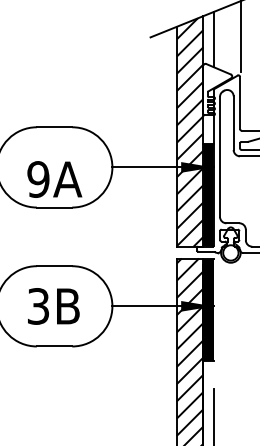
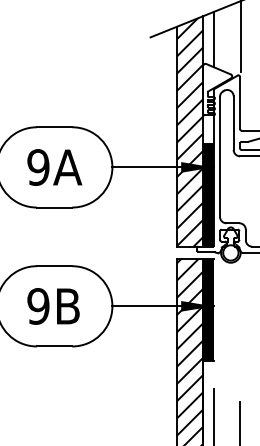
text position: (54, 179) -> (54, 167) (54, 167)
text: 3B -> 9B (38, 306)
line: none -> present (239, 421)
